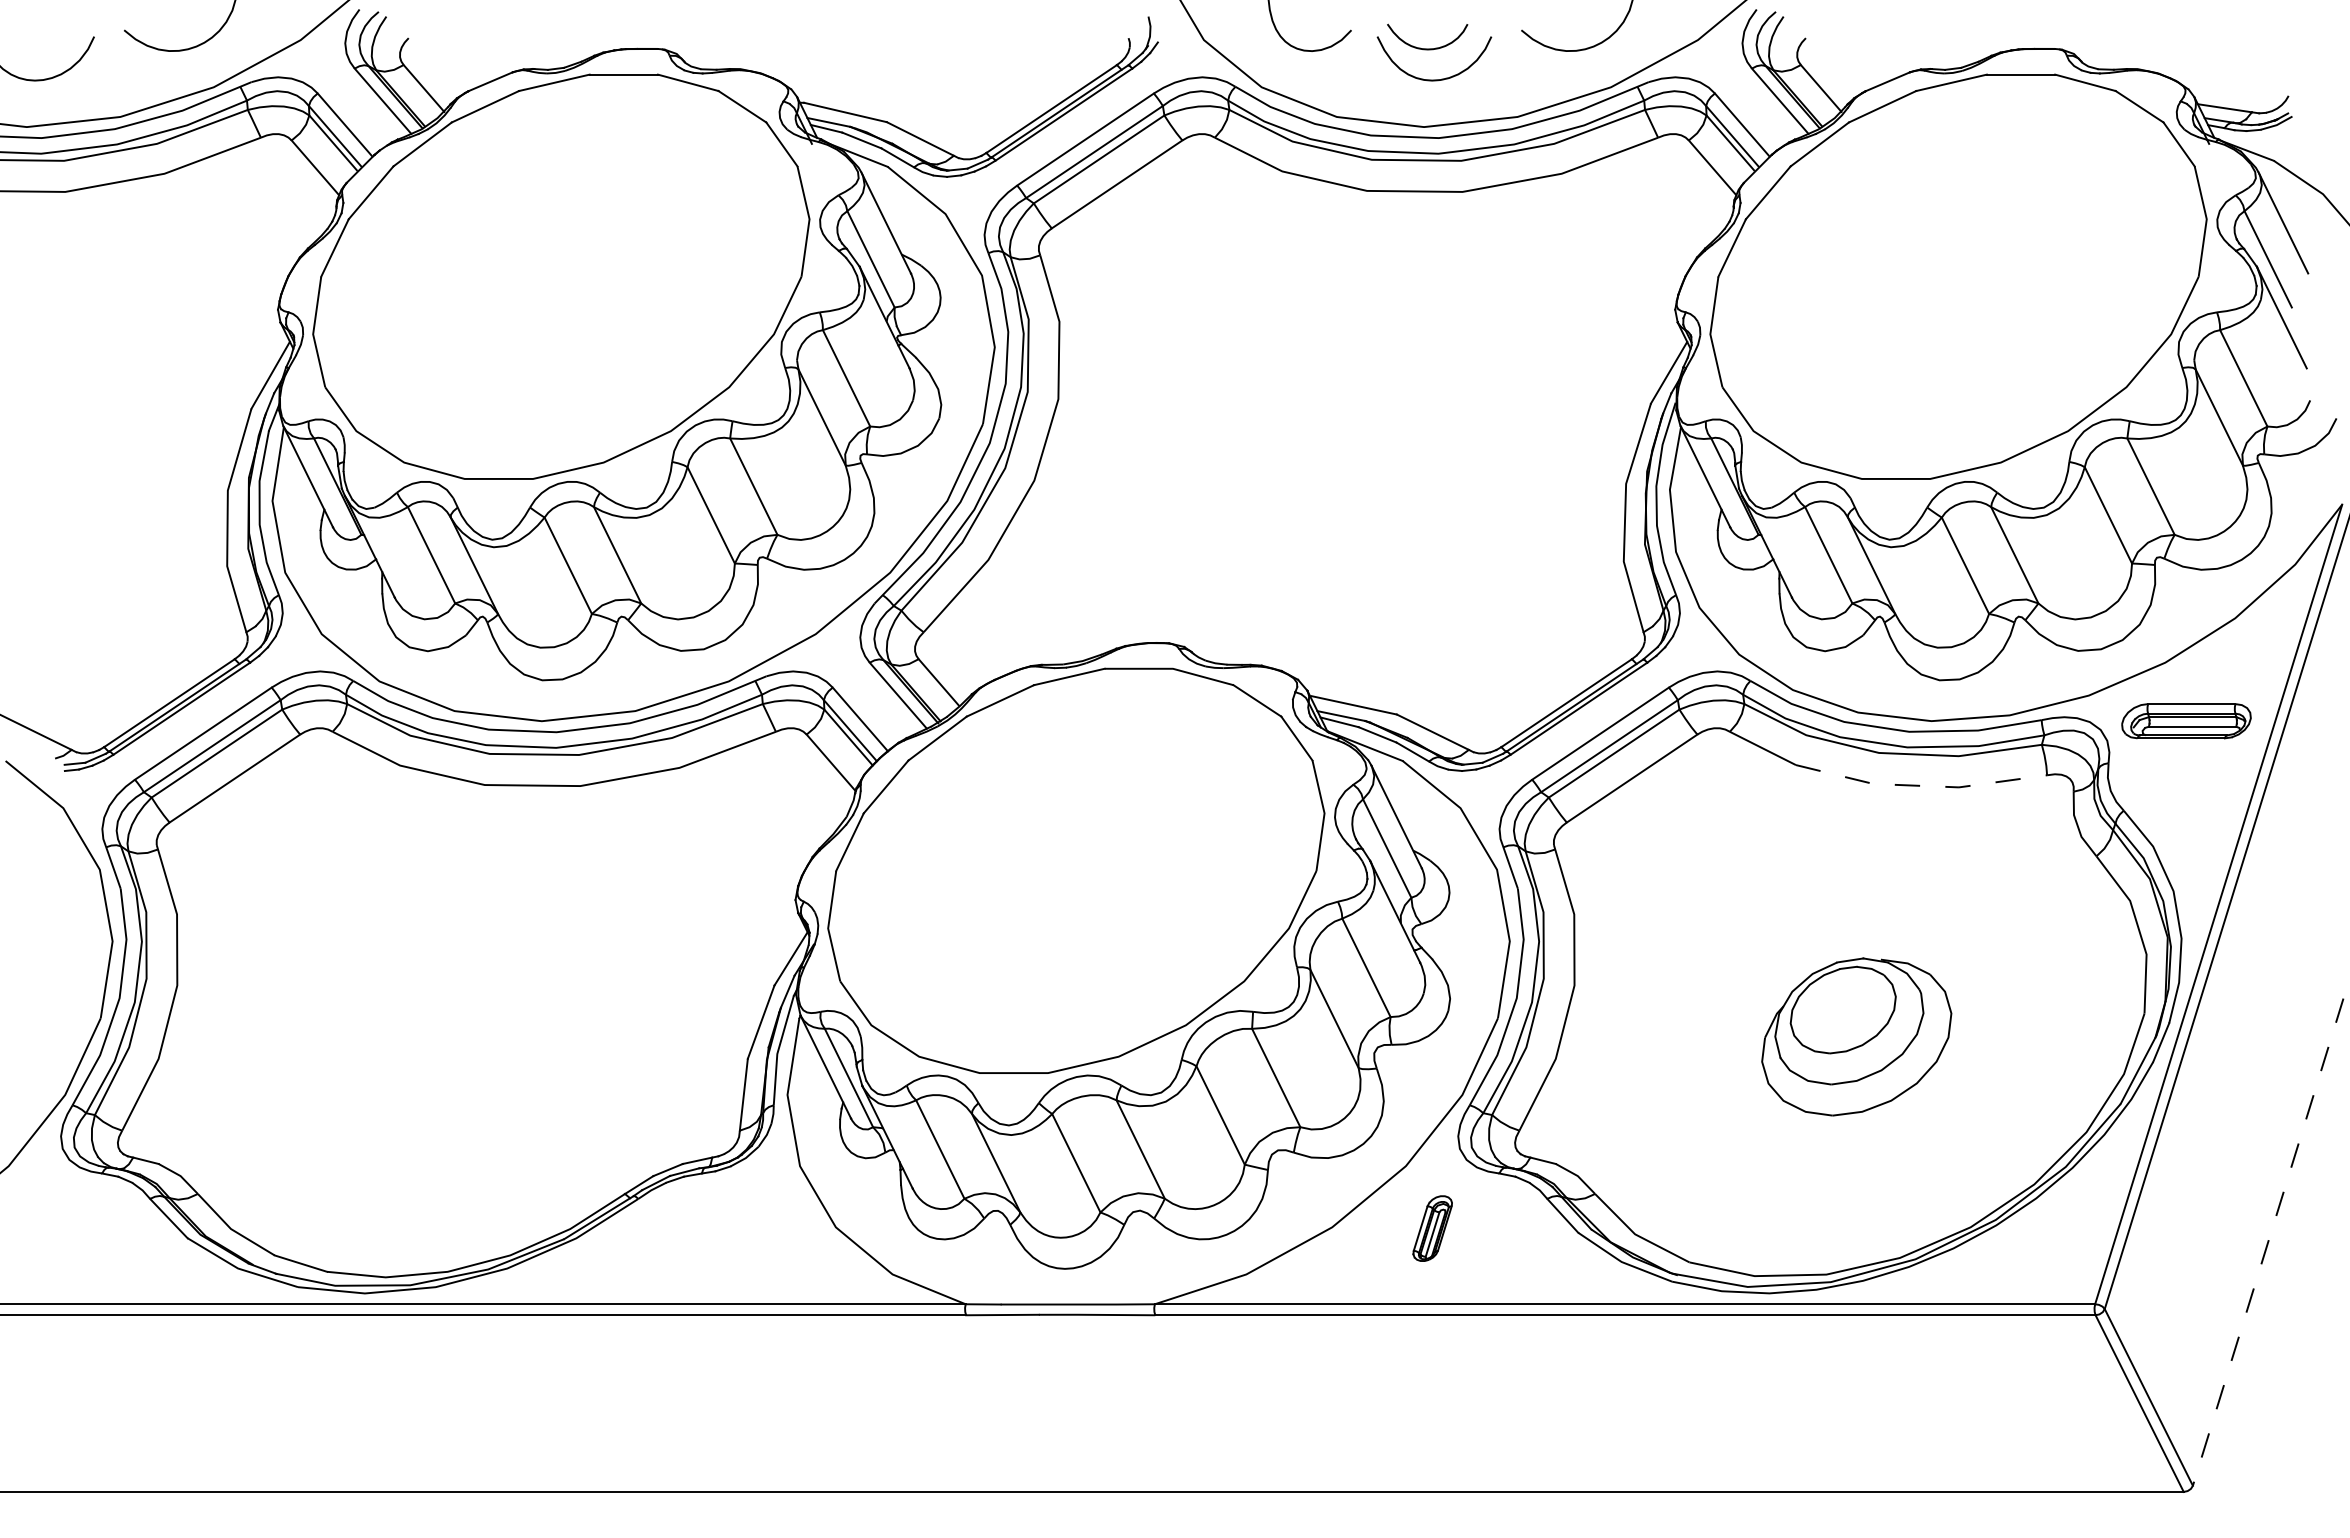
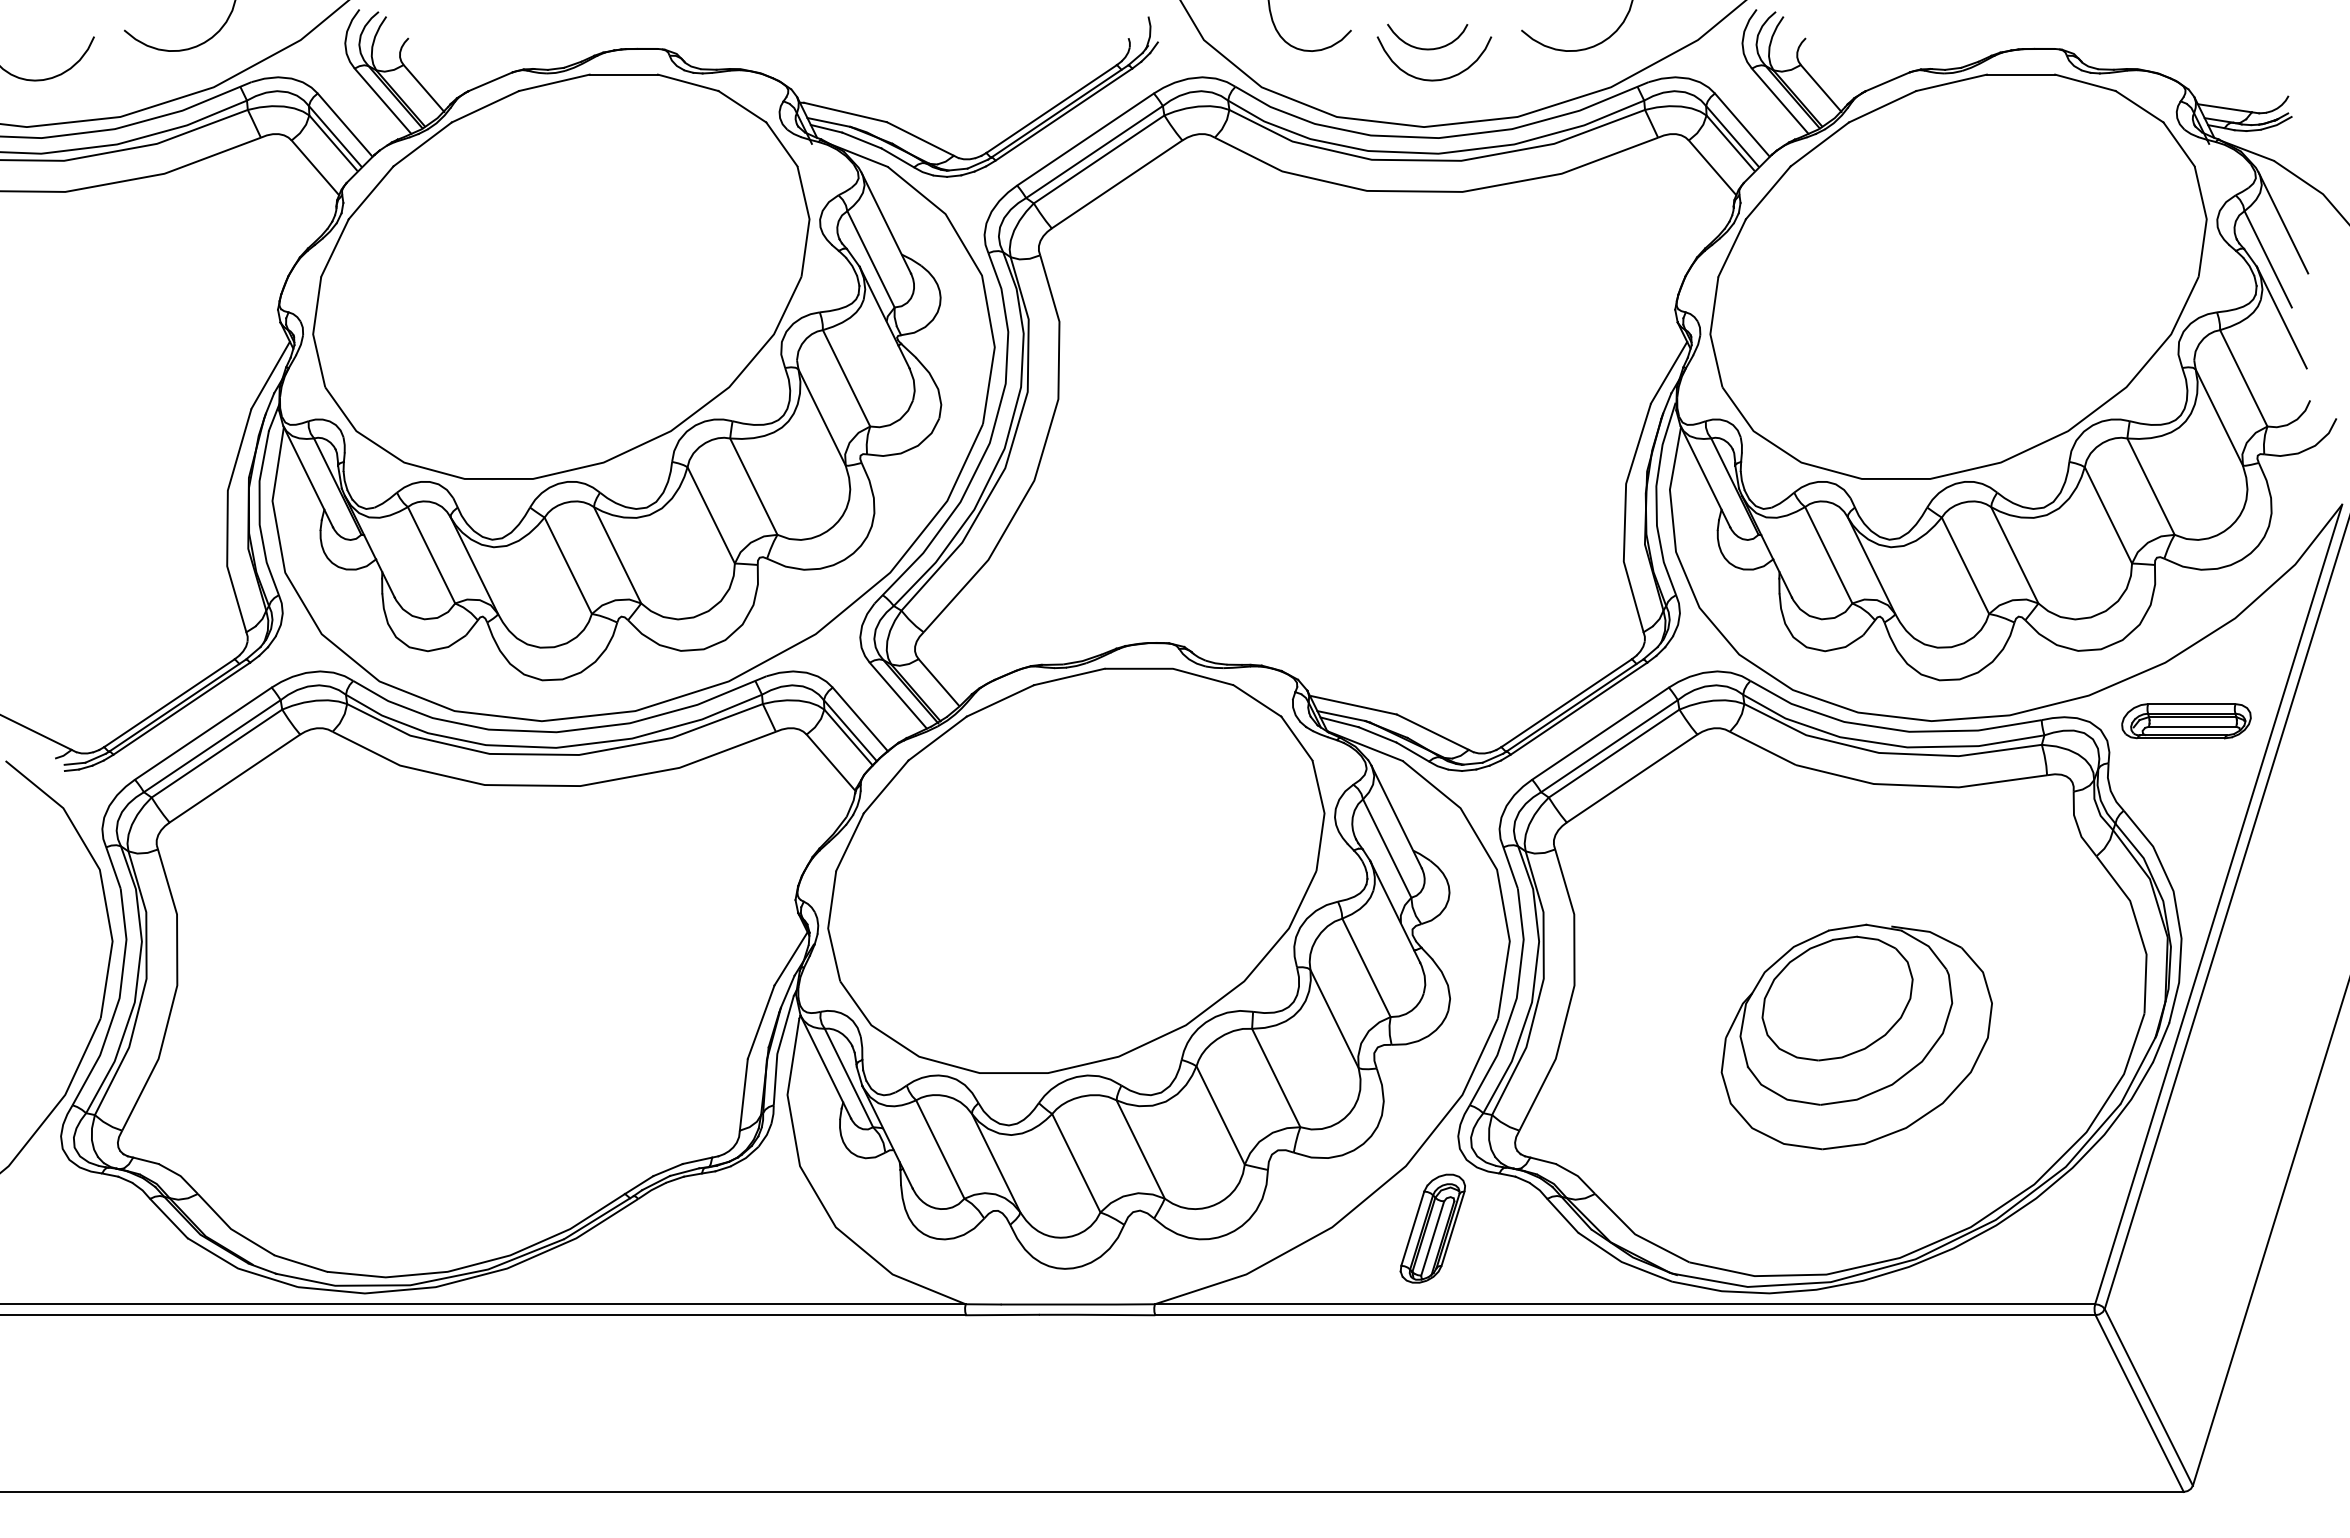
line: dashed -> solid (1920, 785)
part size: 192x160 px -> 273x228 px (1856, 1036)
part size: 41x67 px -> 67x111 px (1432, 1228)
line: dashed -> solid (2271, 1231)
